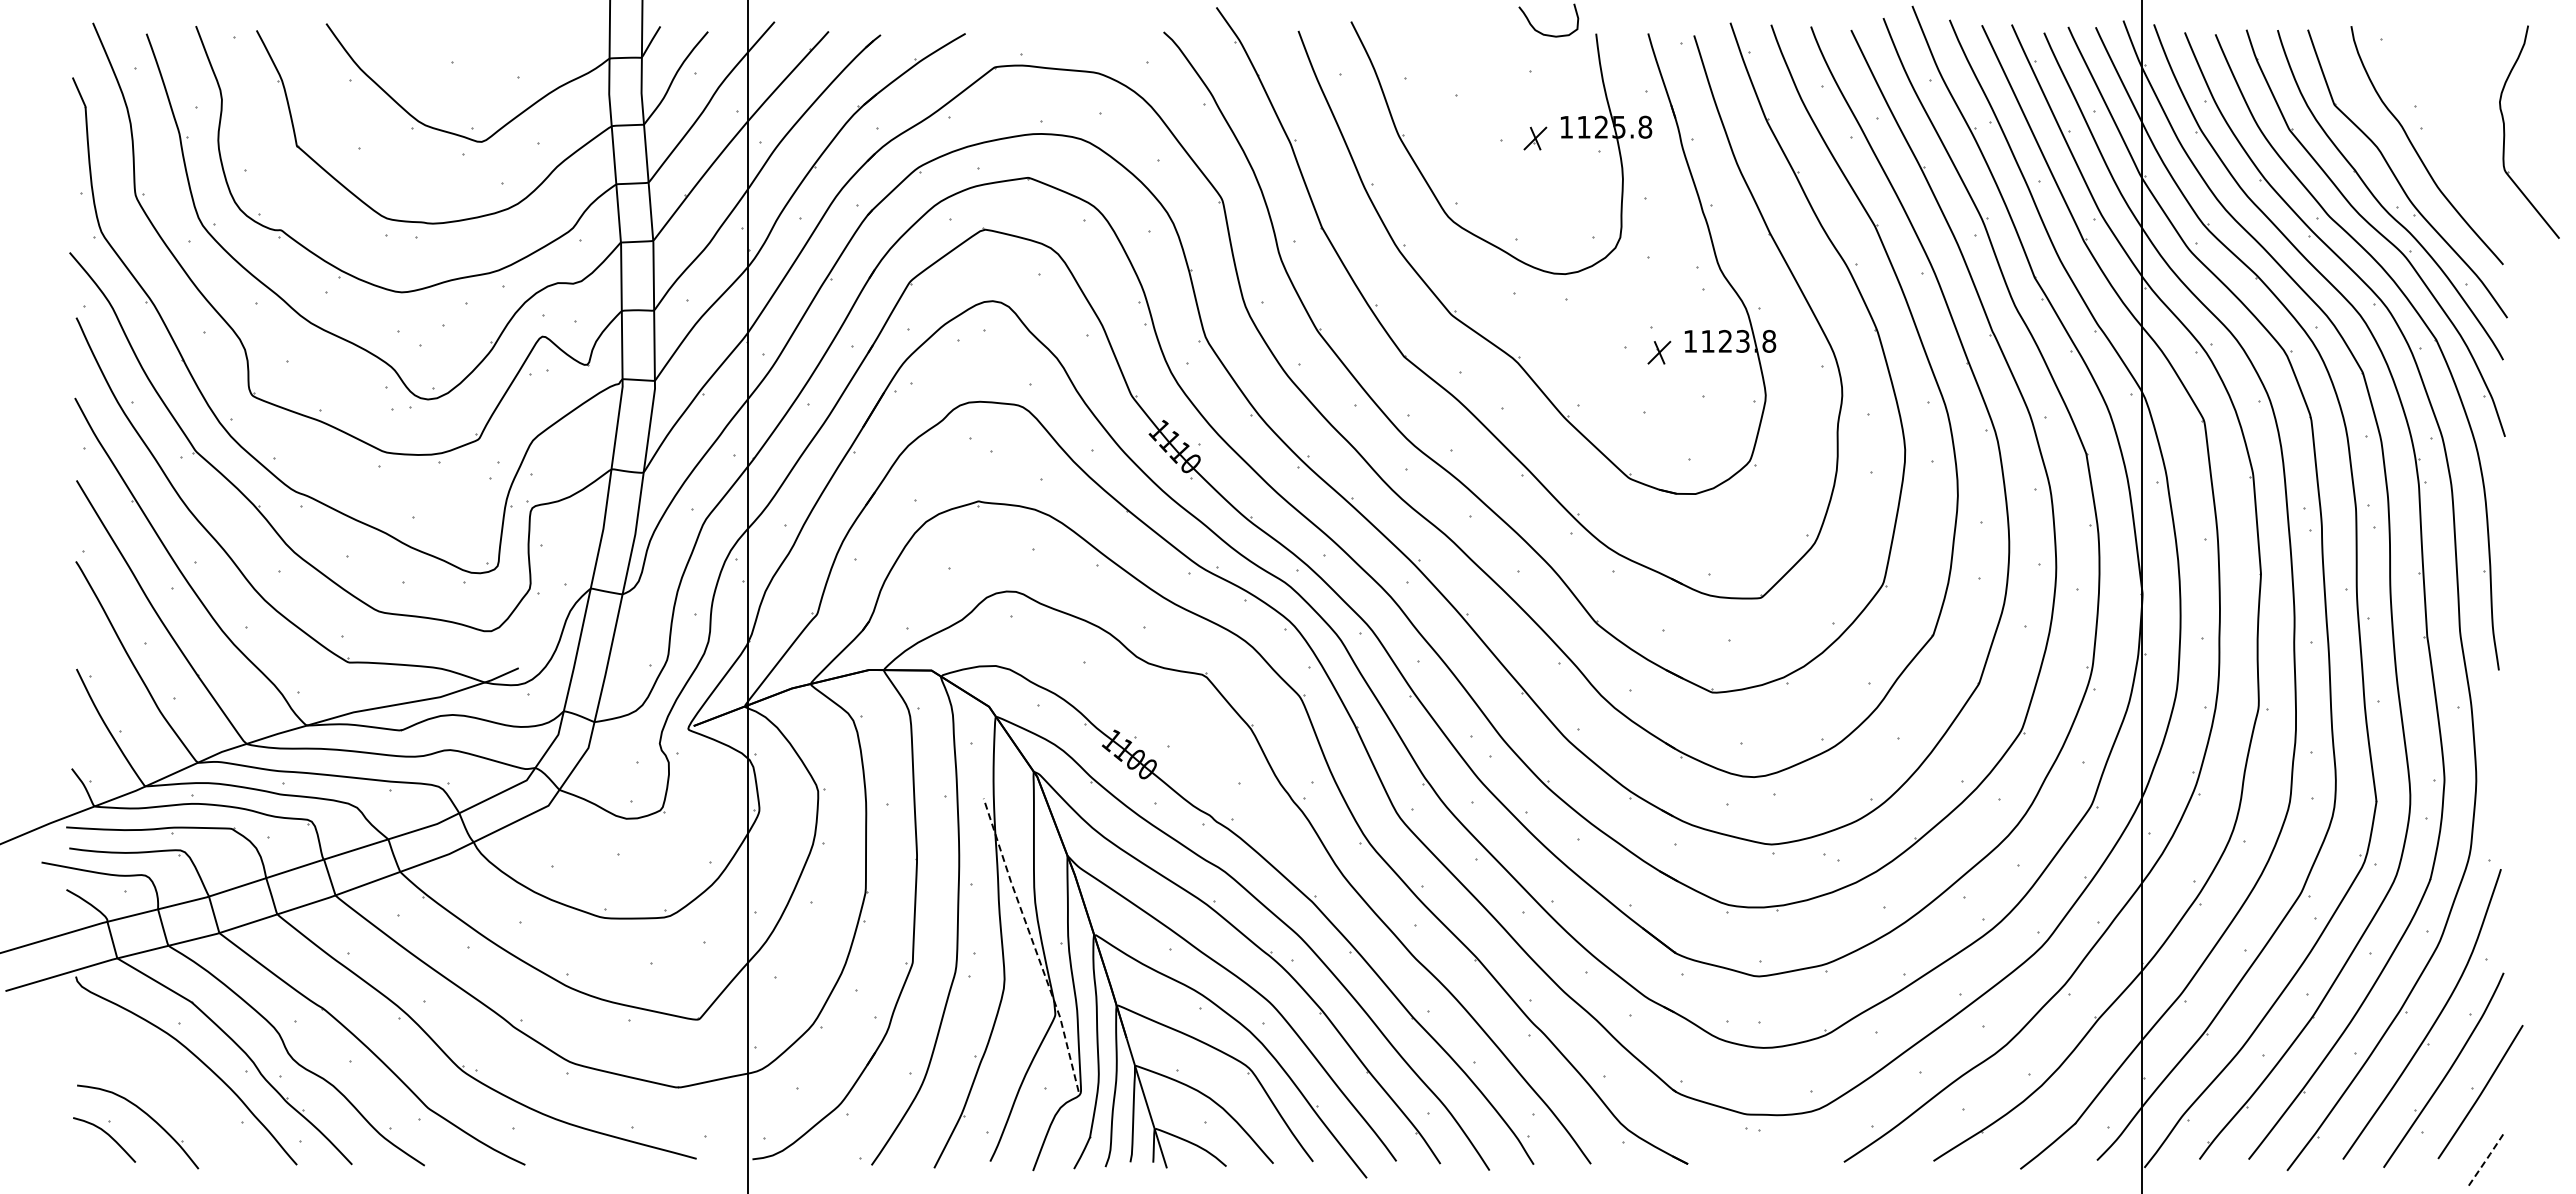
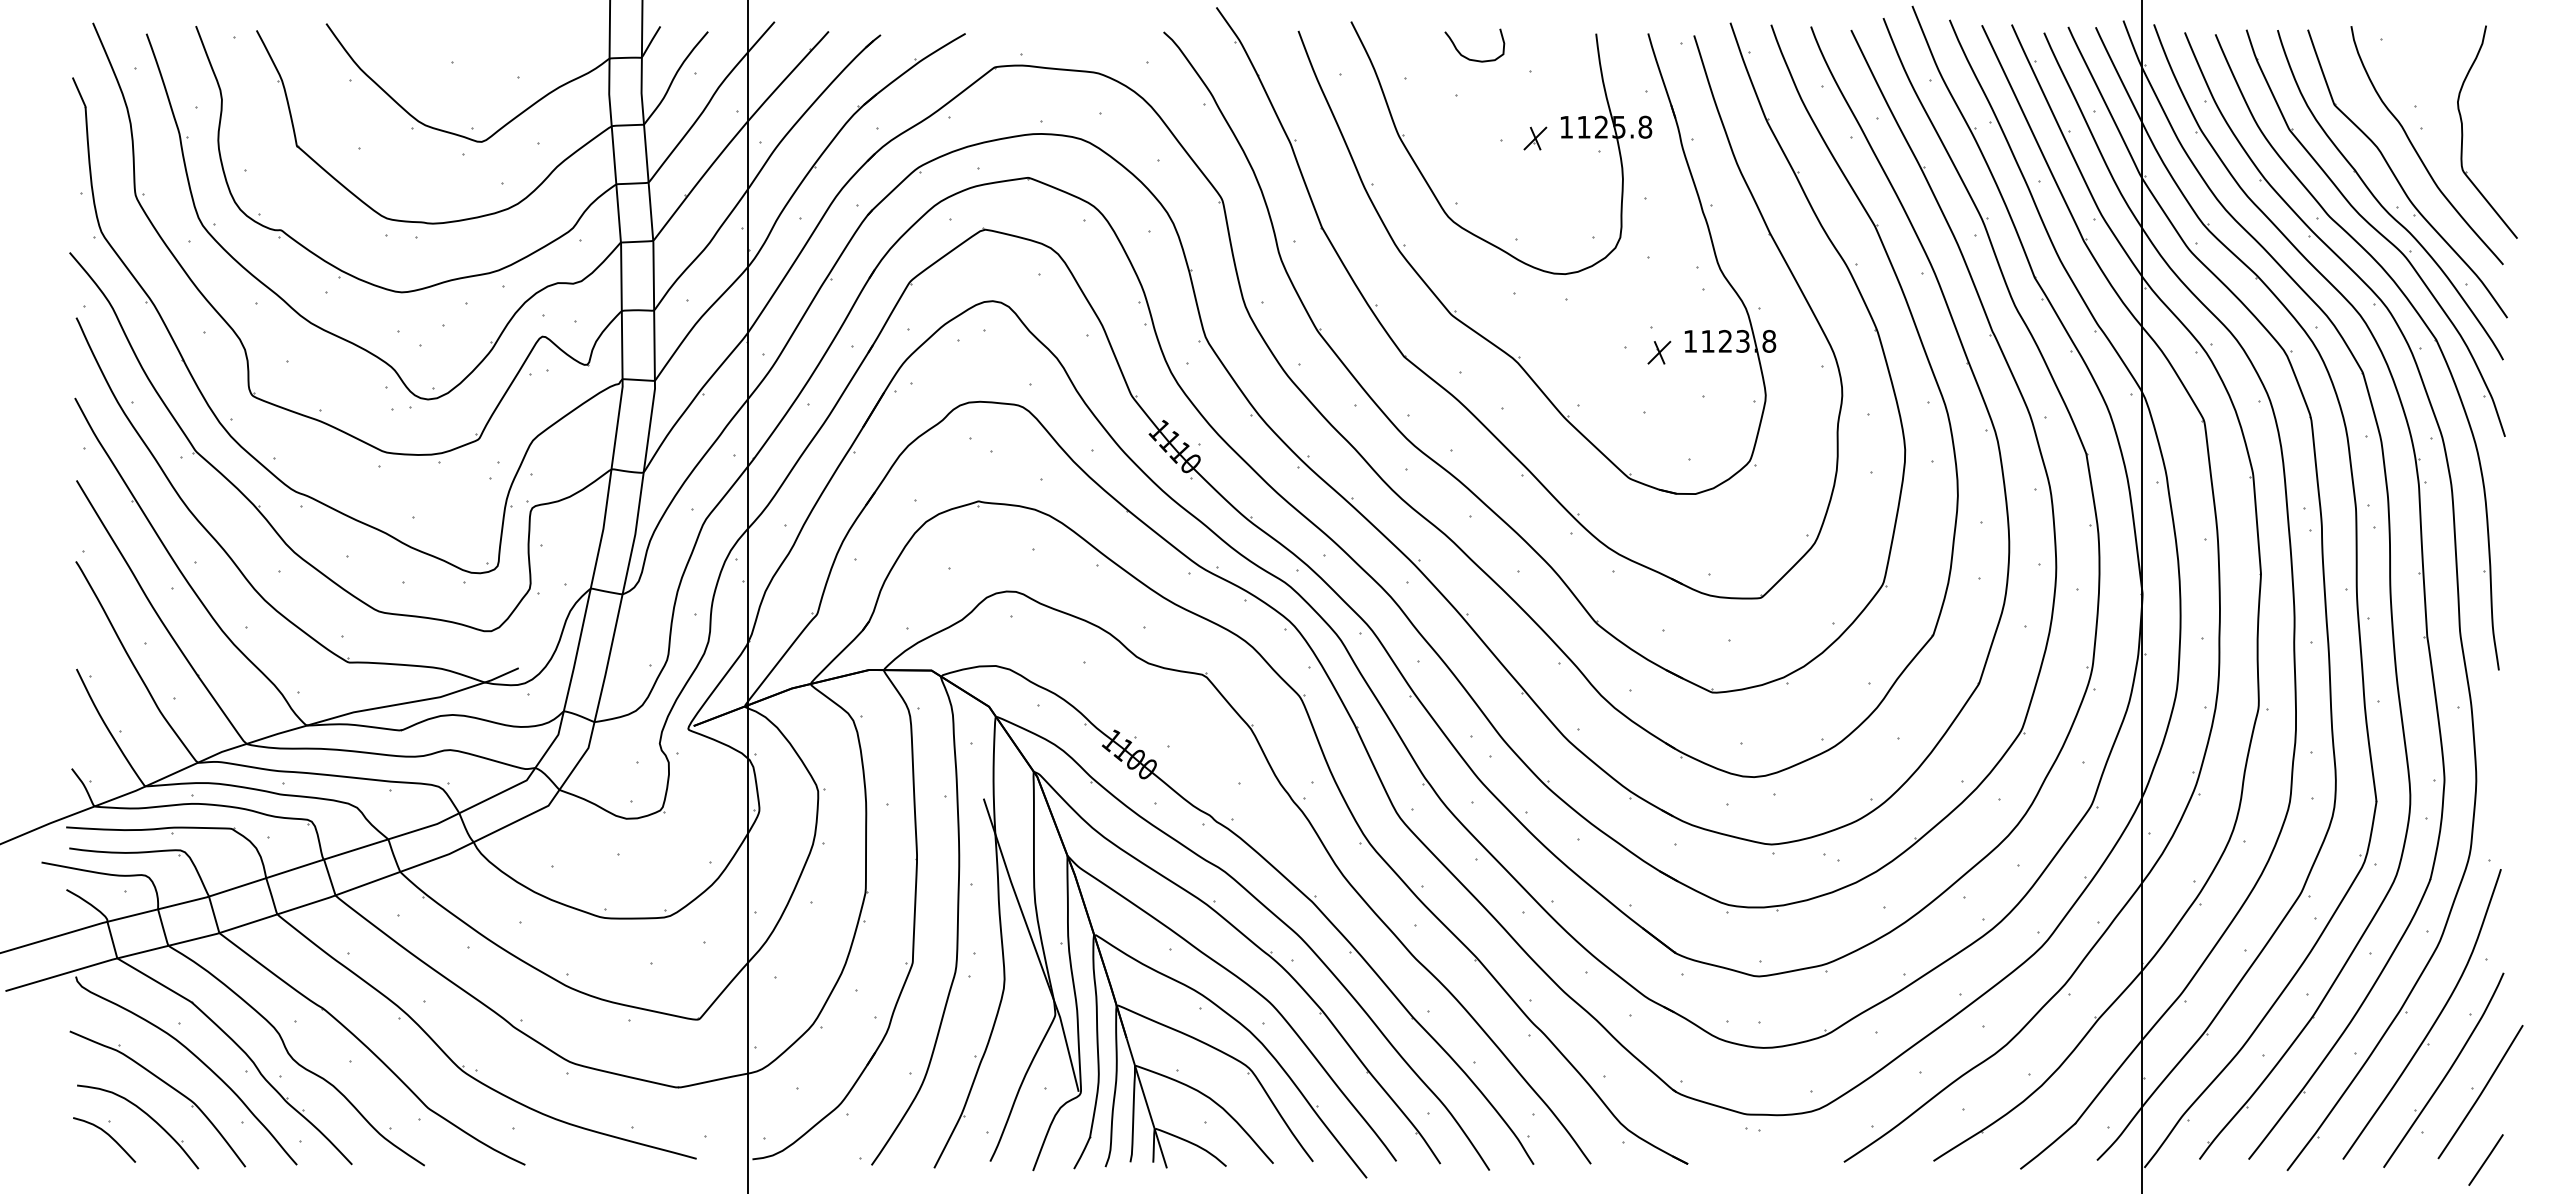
curve position: (1541, 32) -> (1467, 57) (1467, 57)
part position: (2505, 132) -> (2463, 132) (2463, 132)
line: dashed -> solid (1033, 944)
part: none -> present (167, 1085)
line: dashed -> solid (2486, 1159)
